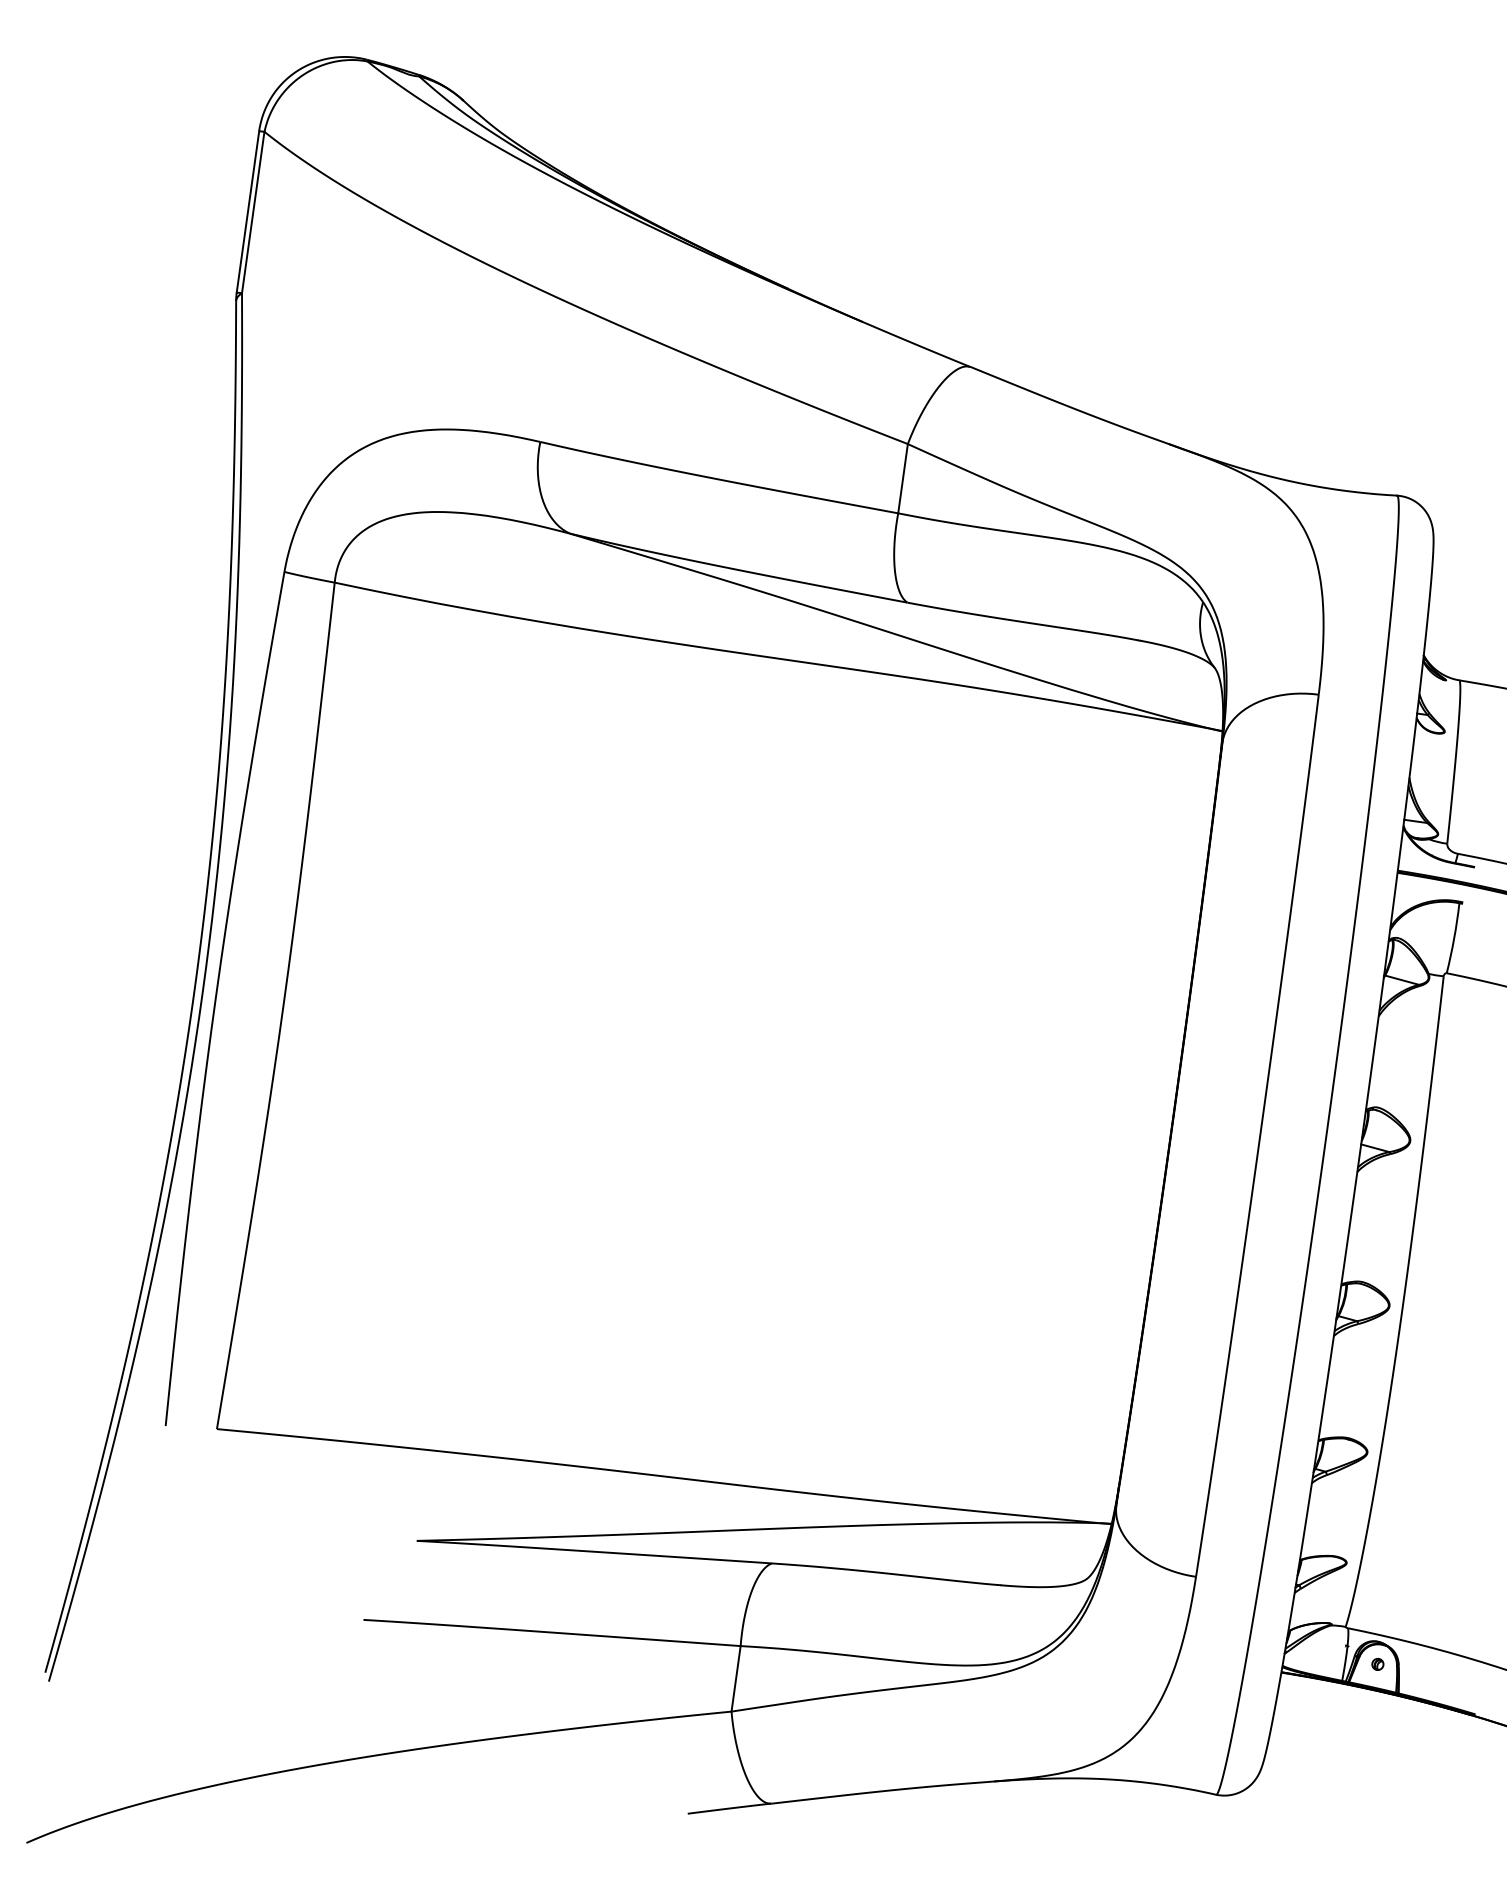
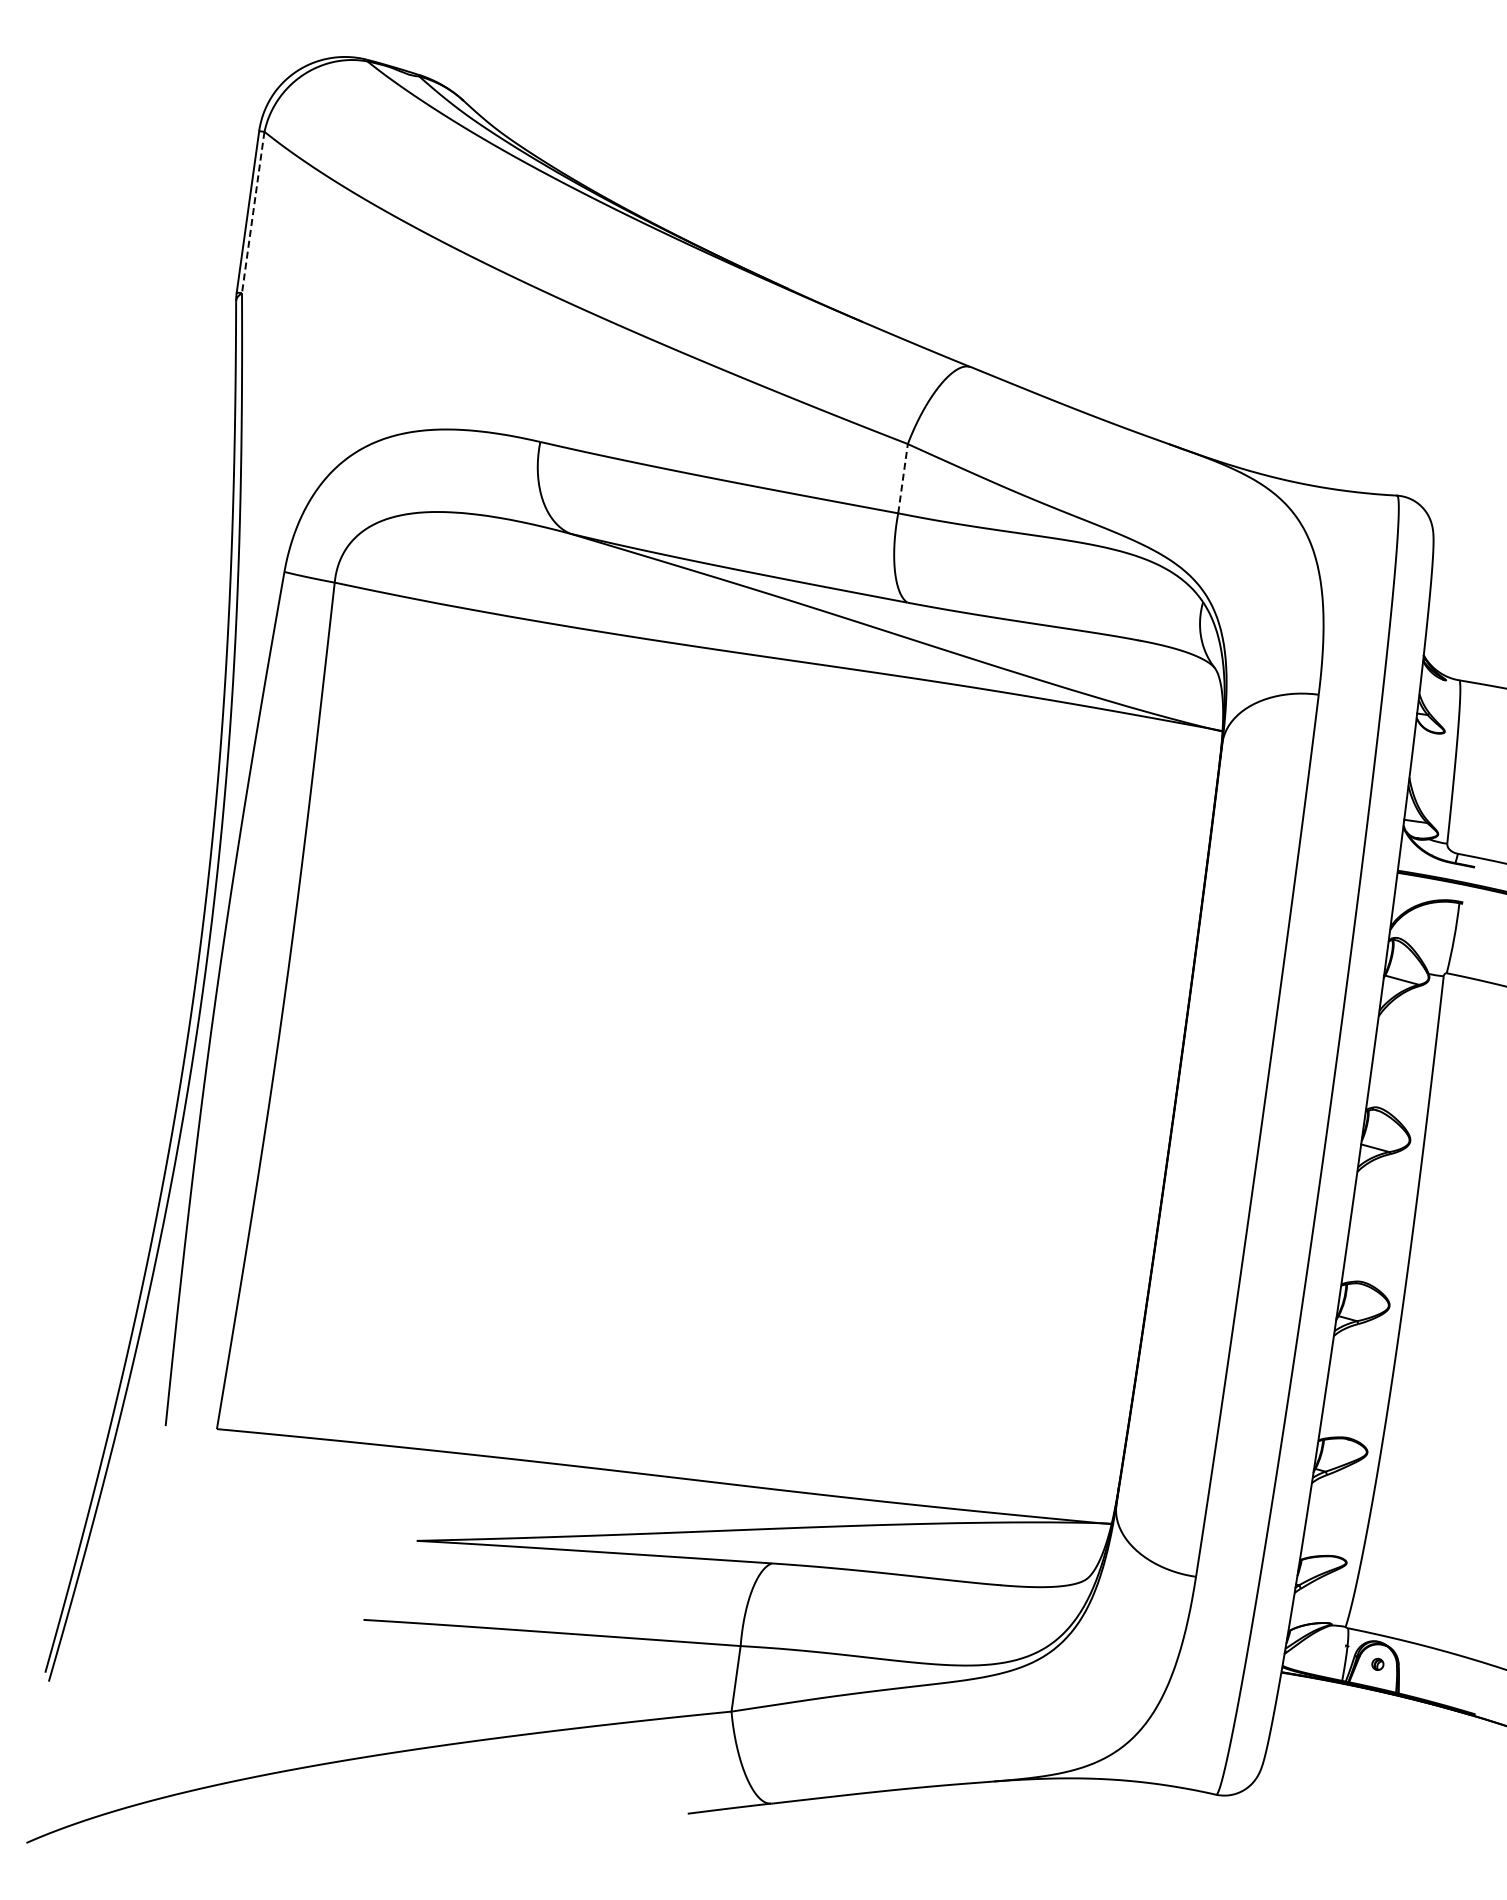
line: solid -> dashed (253, 213)
line: solid -> dashed (903, 478)
